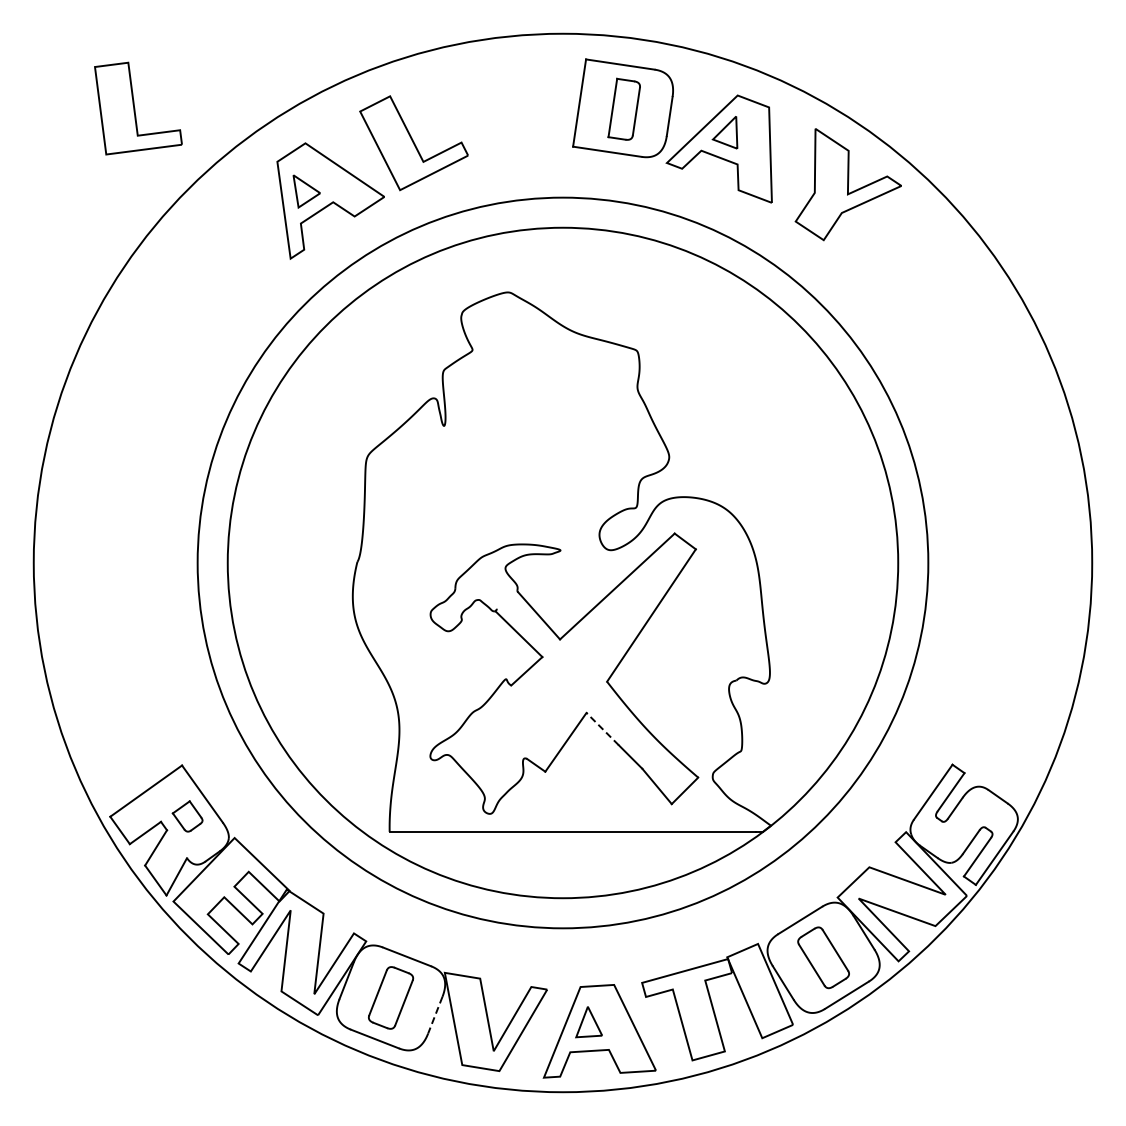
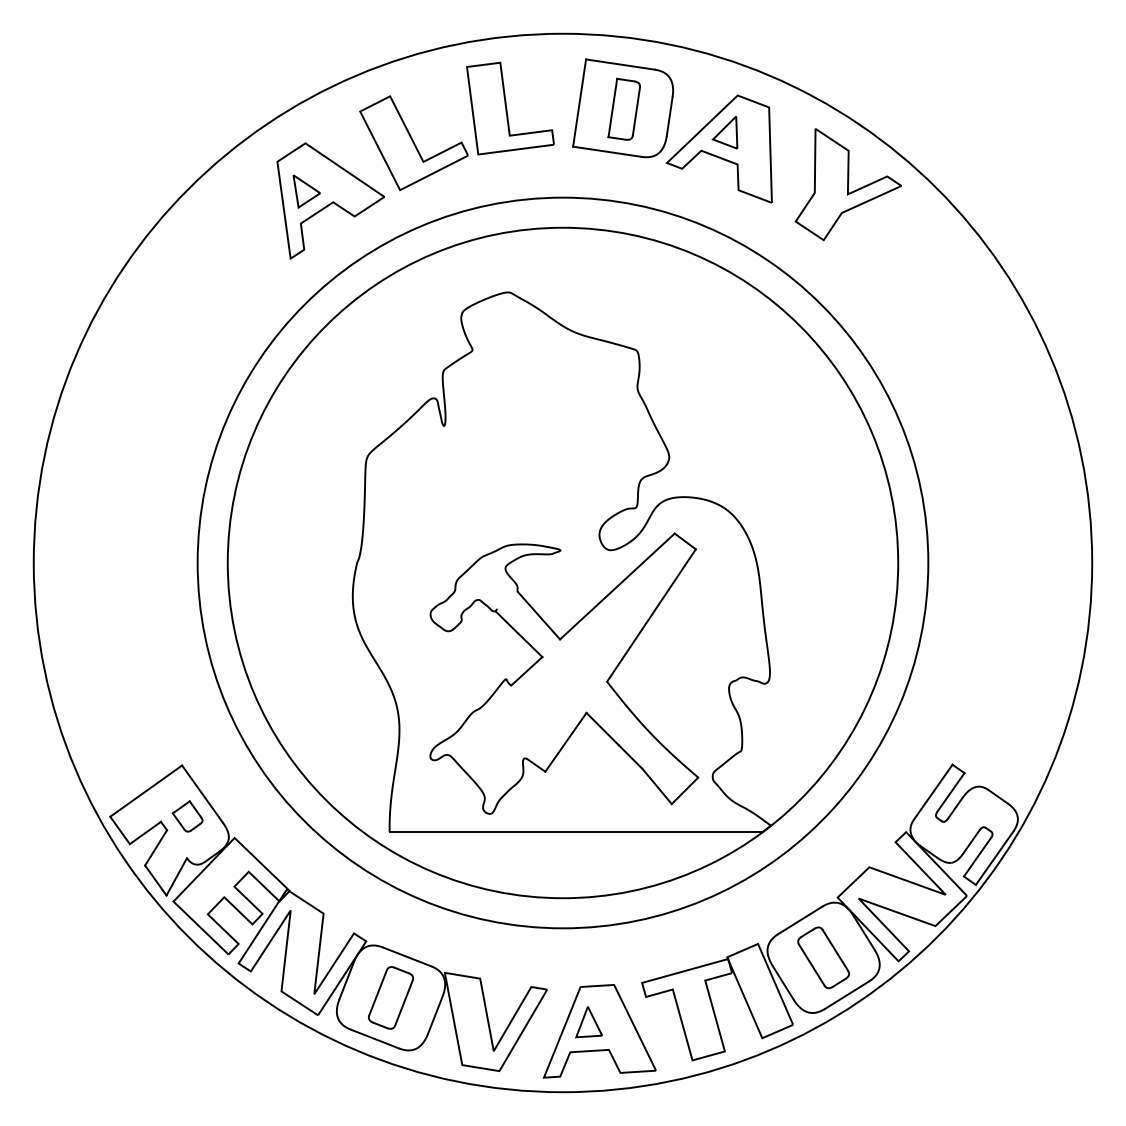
part position: (138, 108) -> (510, 108) (510, 108)
line: dashed -> solid (602, 729)
line: dashed -> solid (435, 1015)
